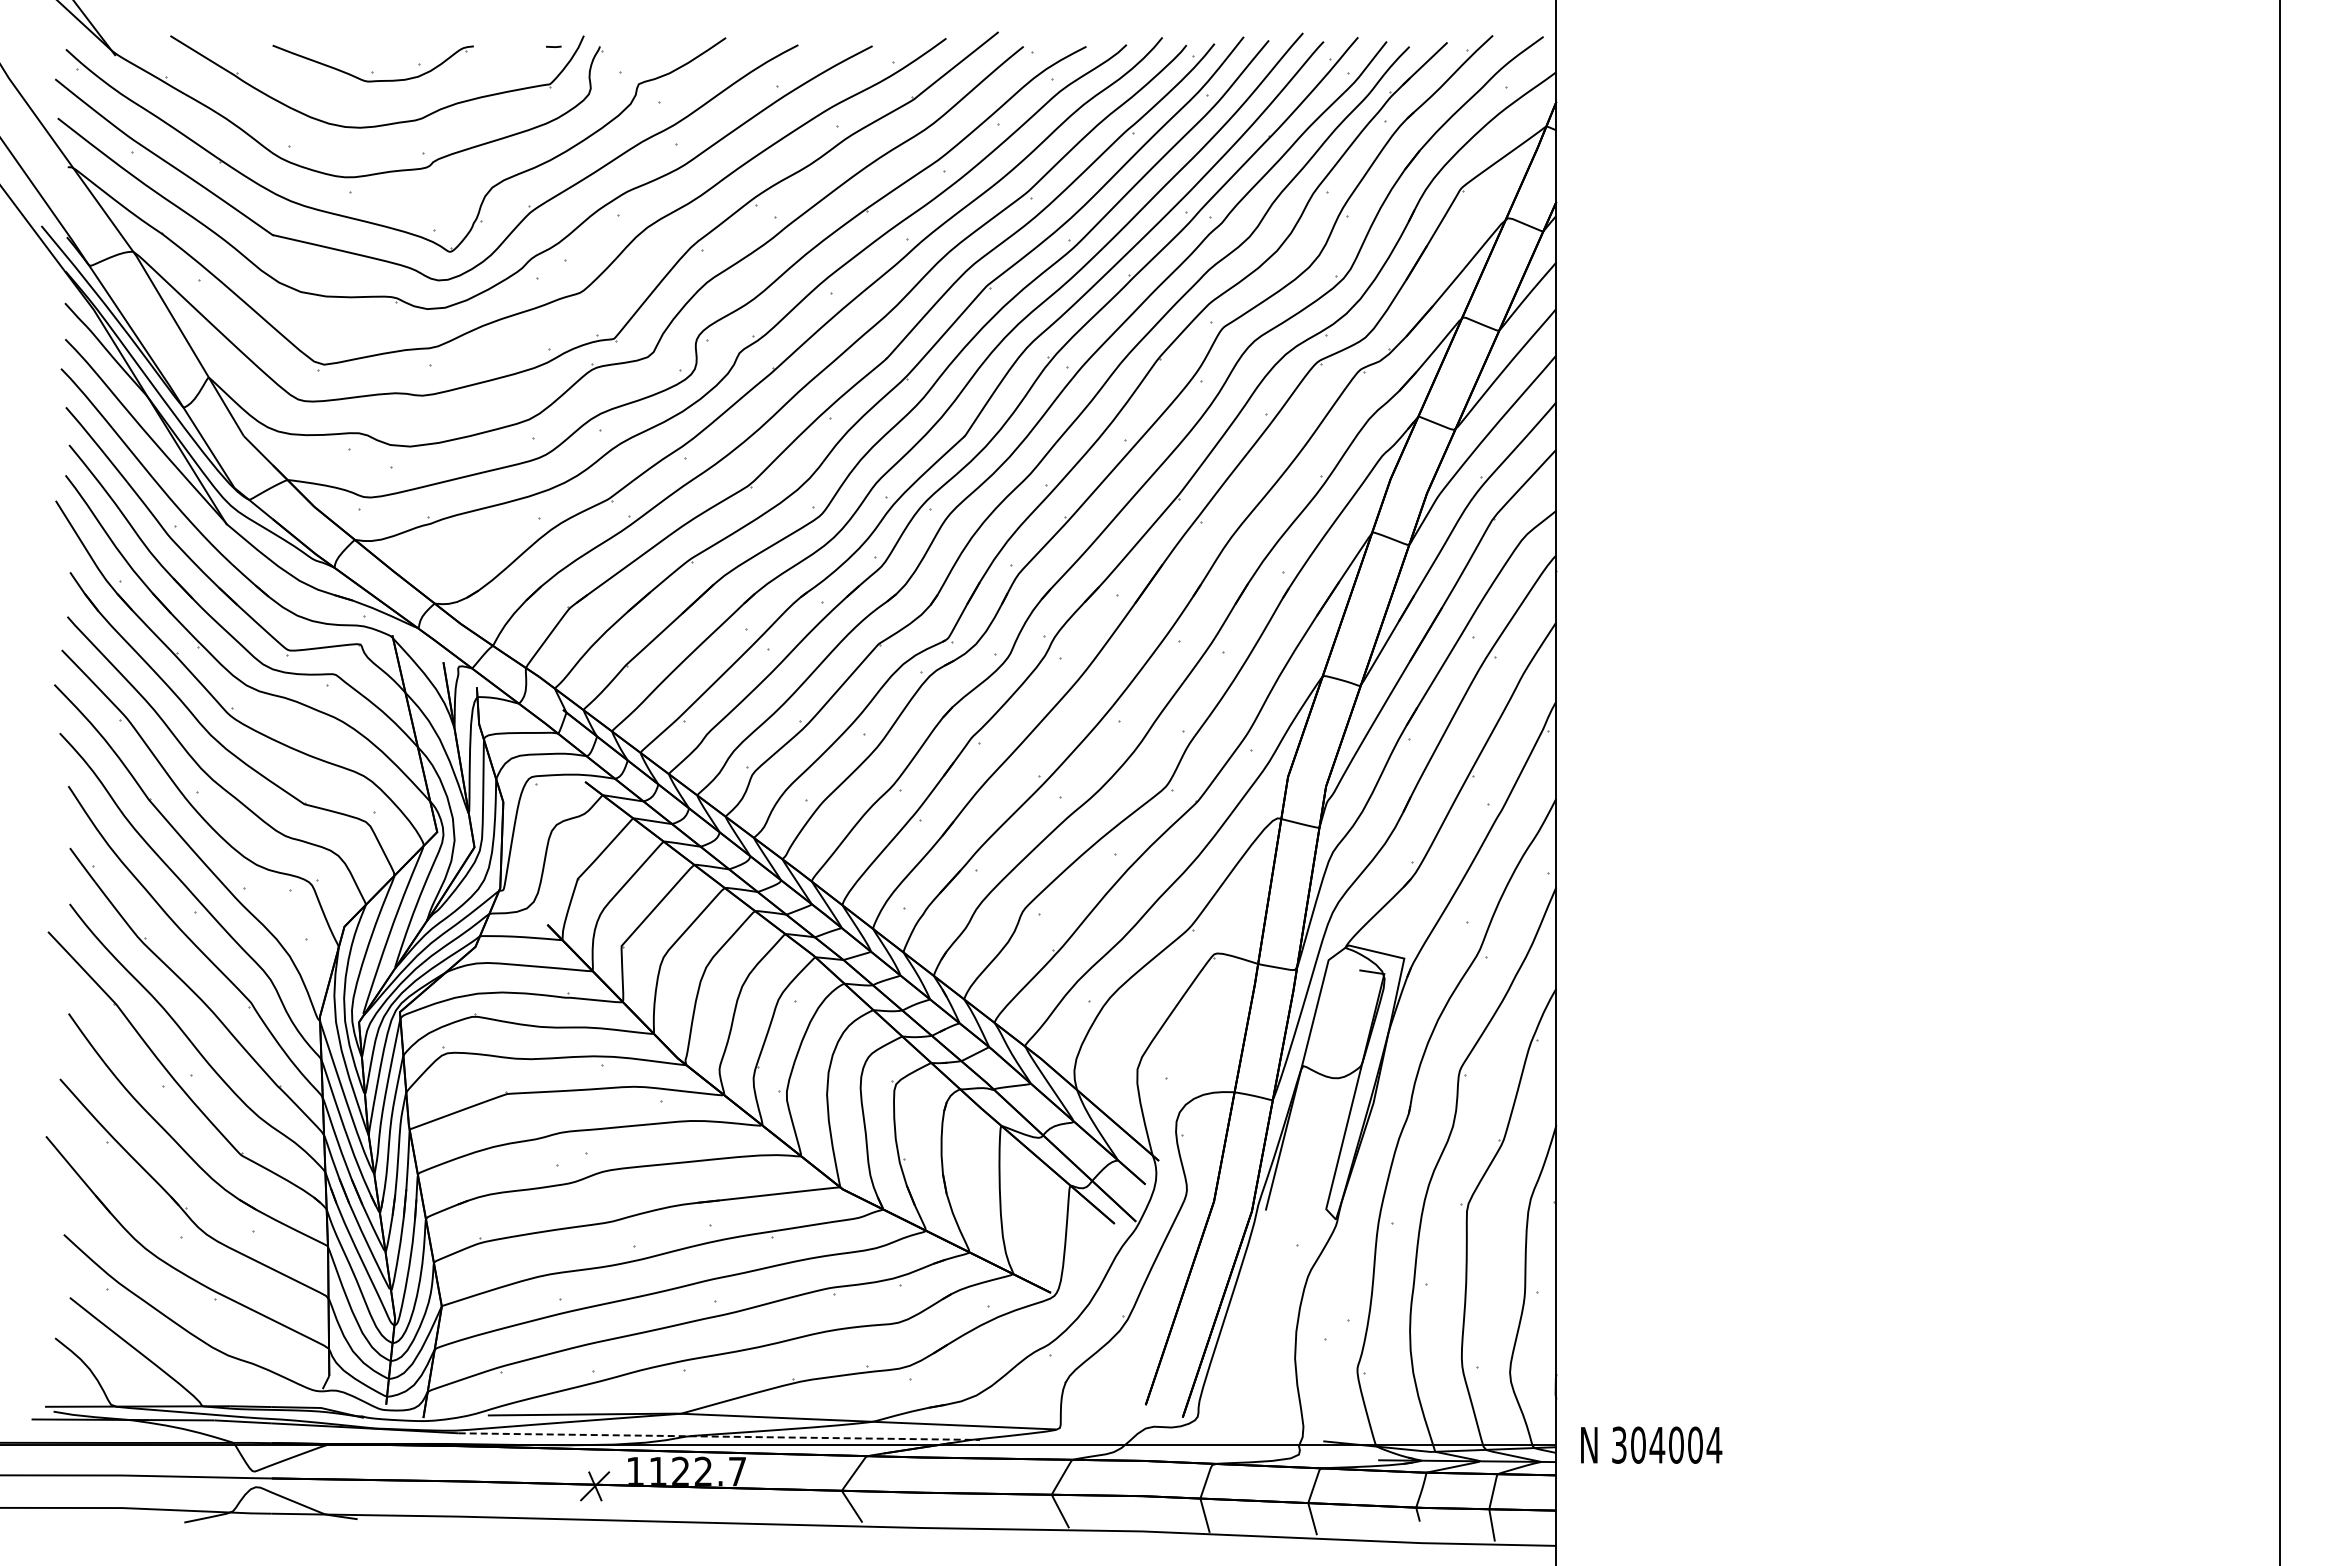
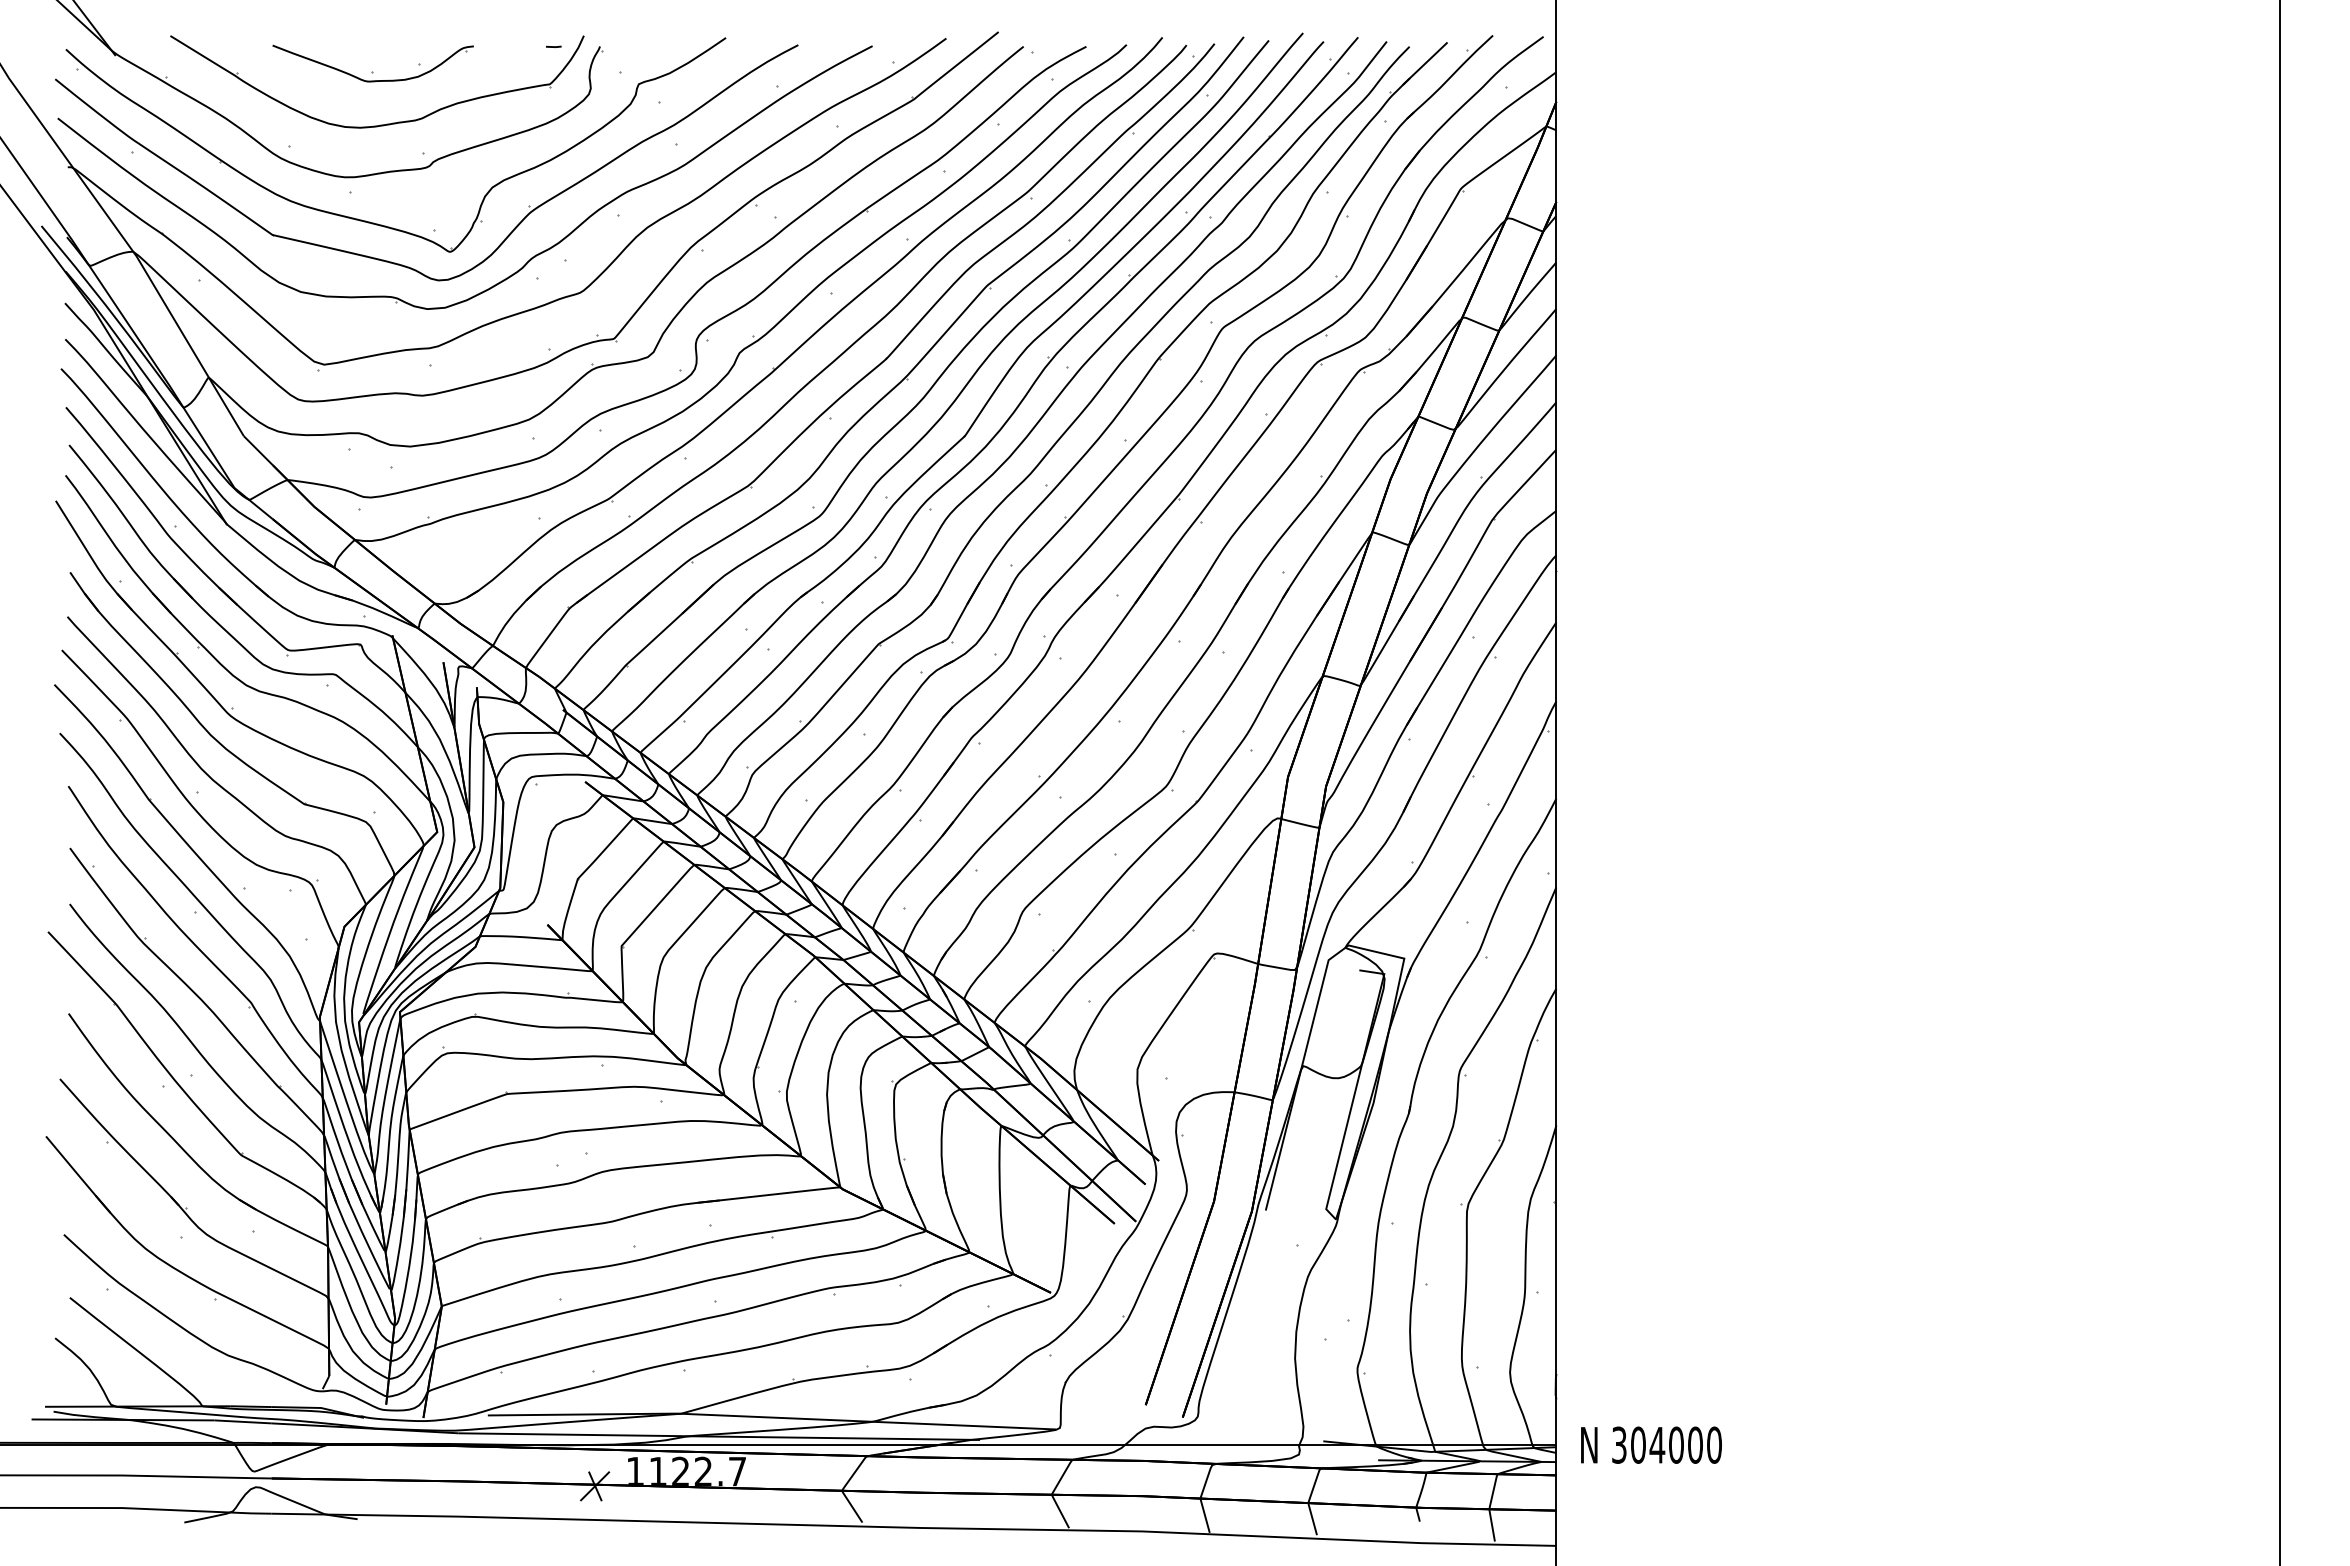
line: dashed -> solid (719, 1436)
text: 304004 -> 304000 (1714, 1444)
